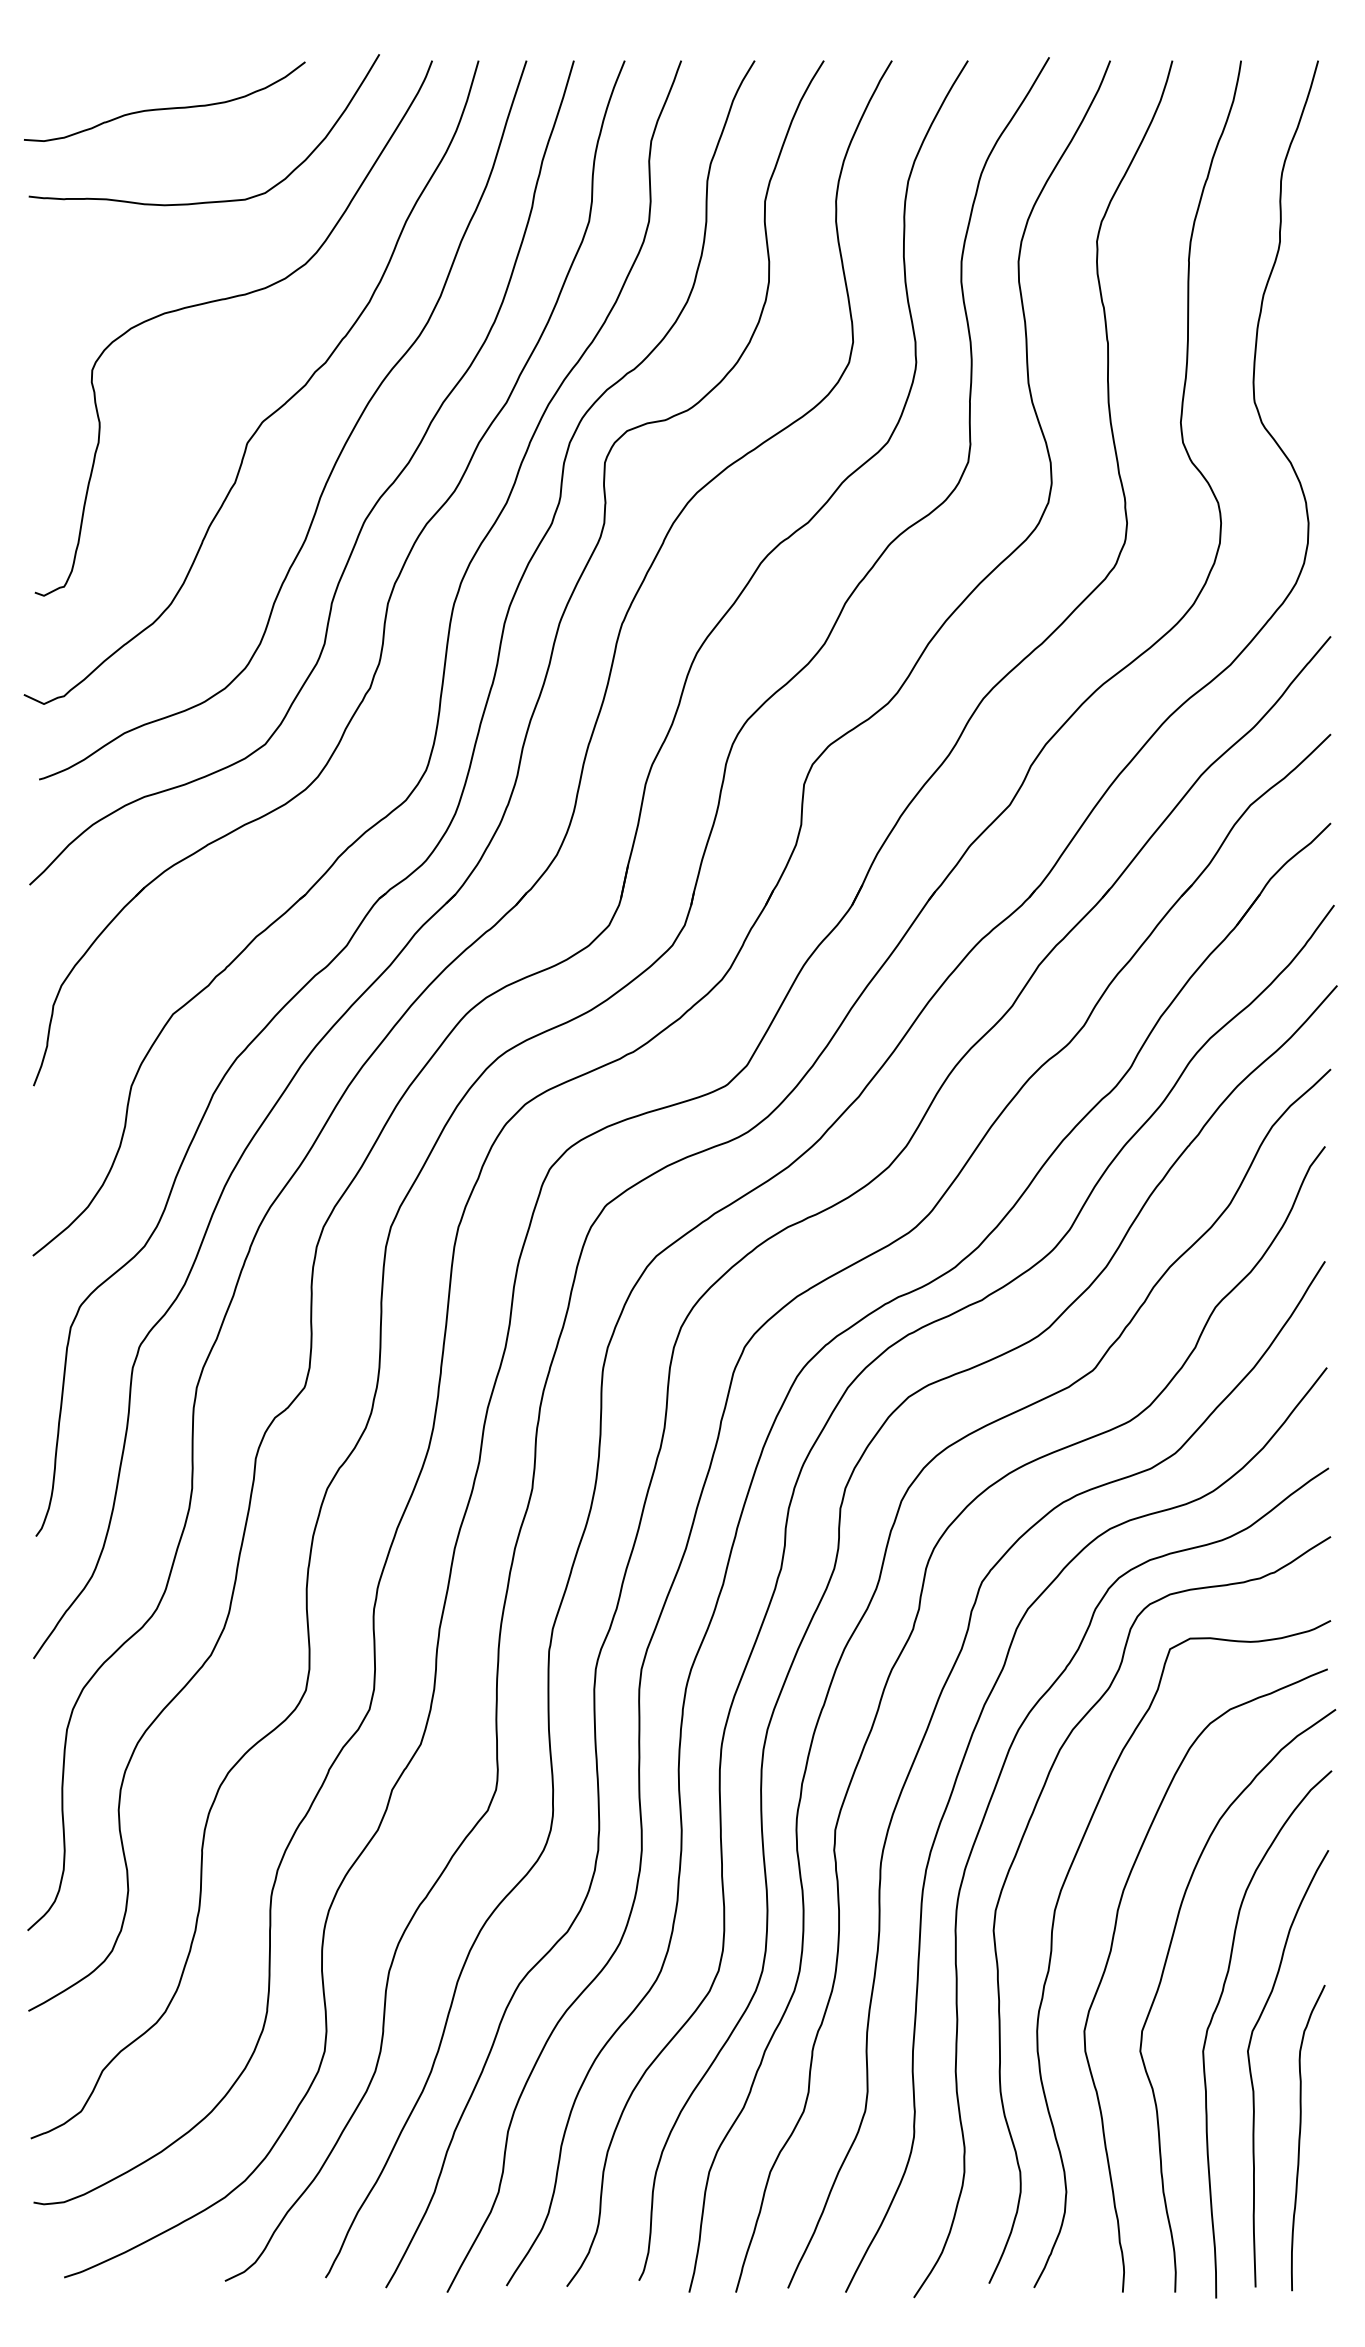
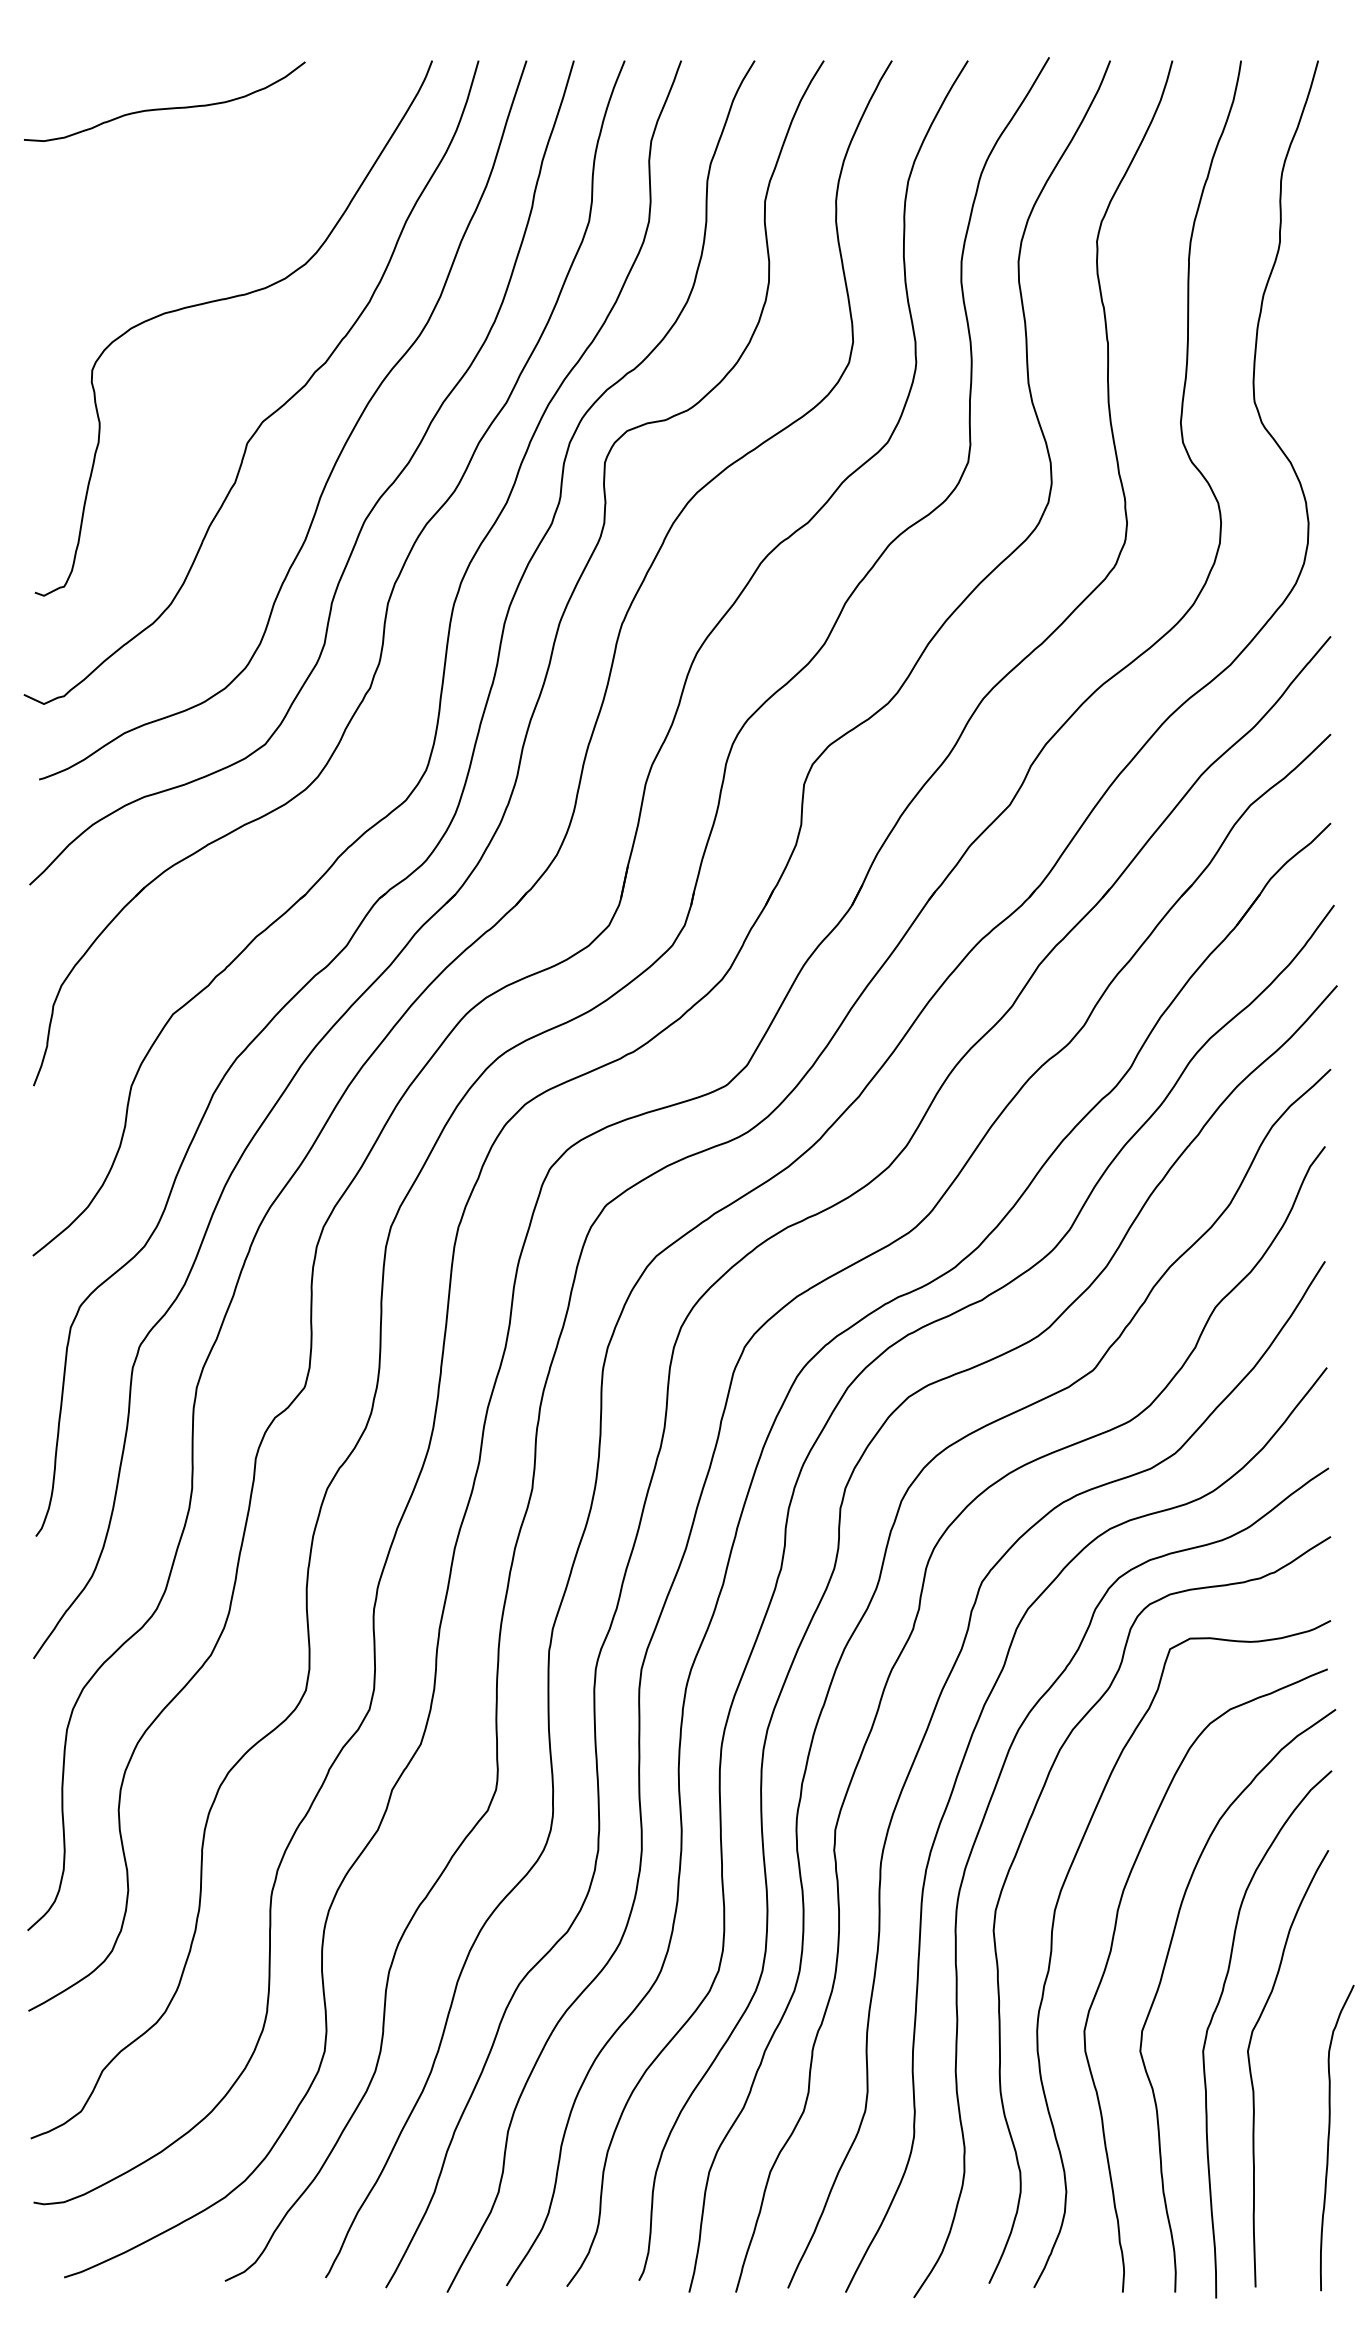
curve: present -> none (204, 201)
curve position: (1300, 2137) -> (1329, 2137) (1329, 2137)
